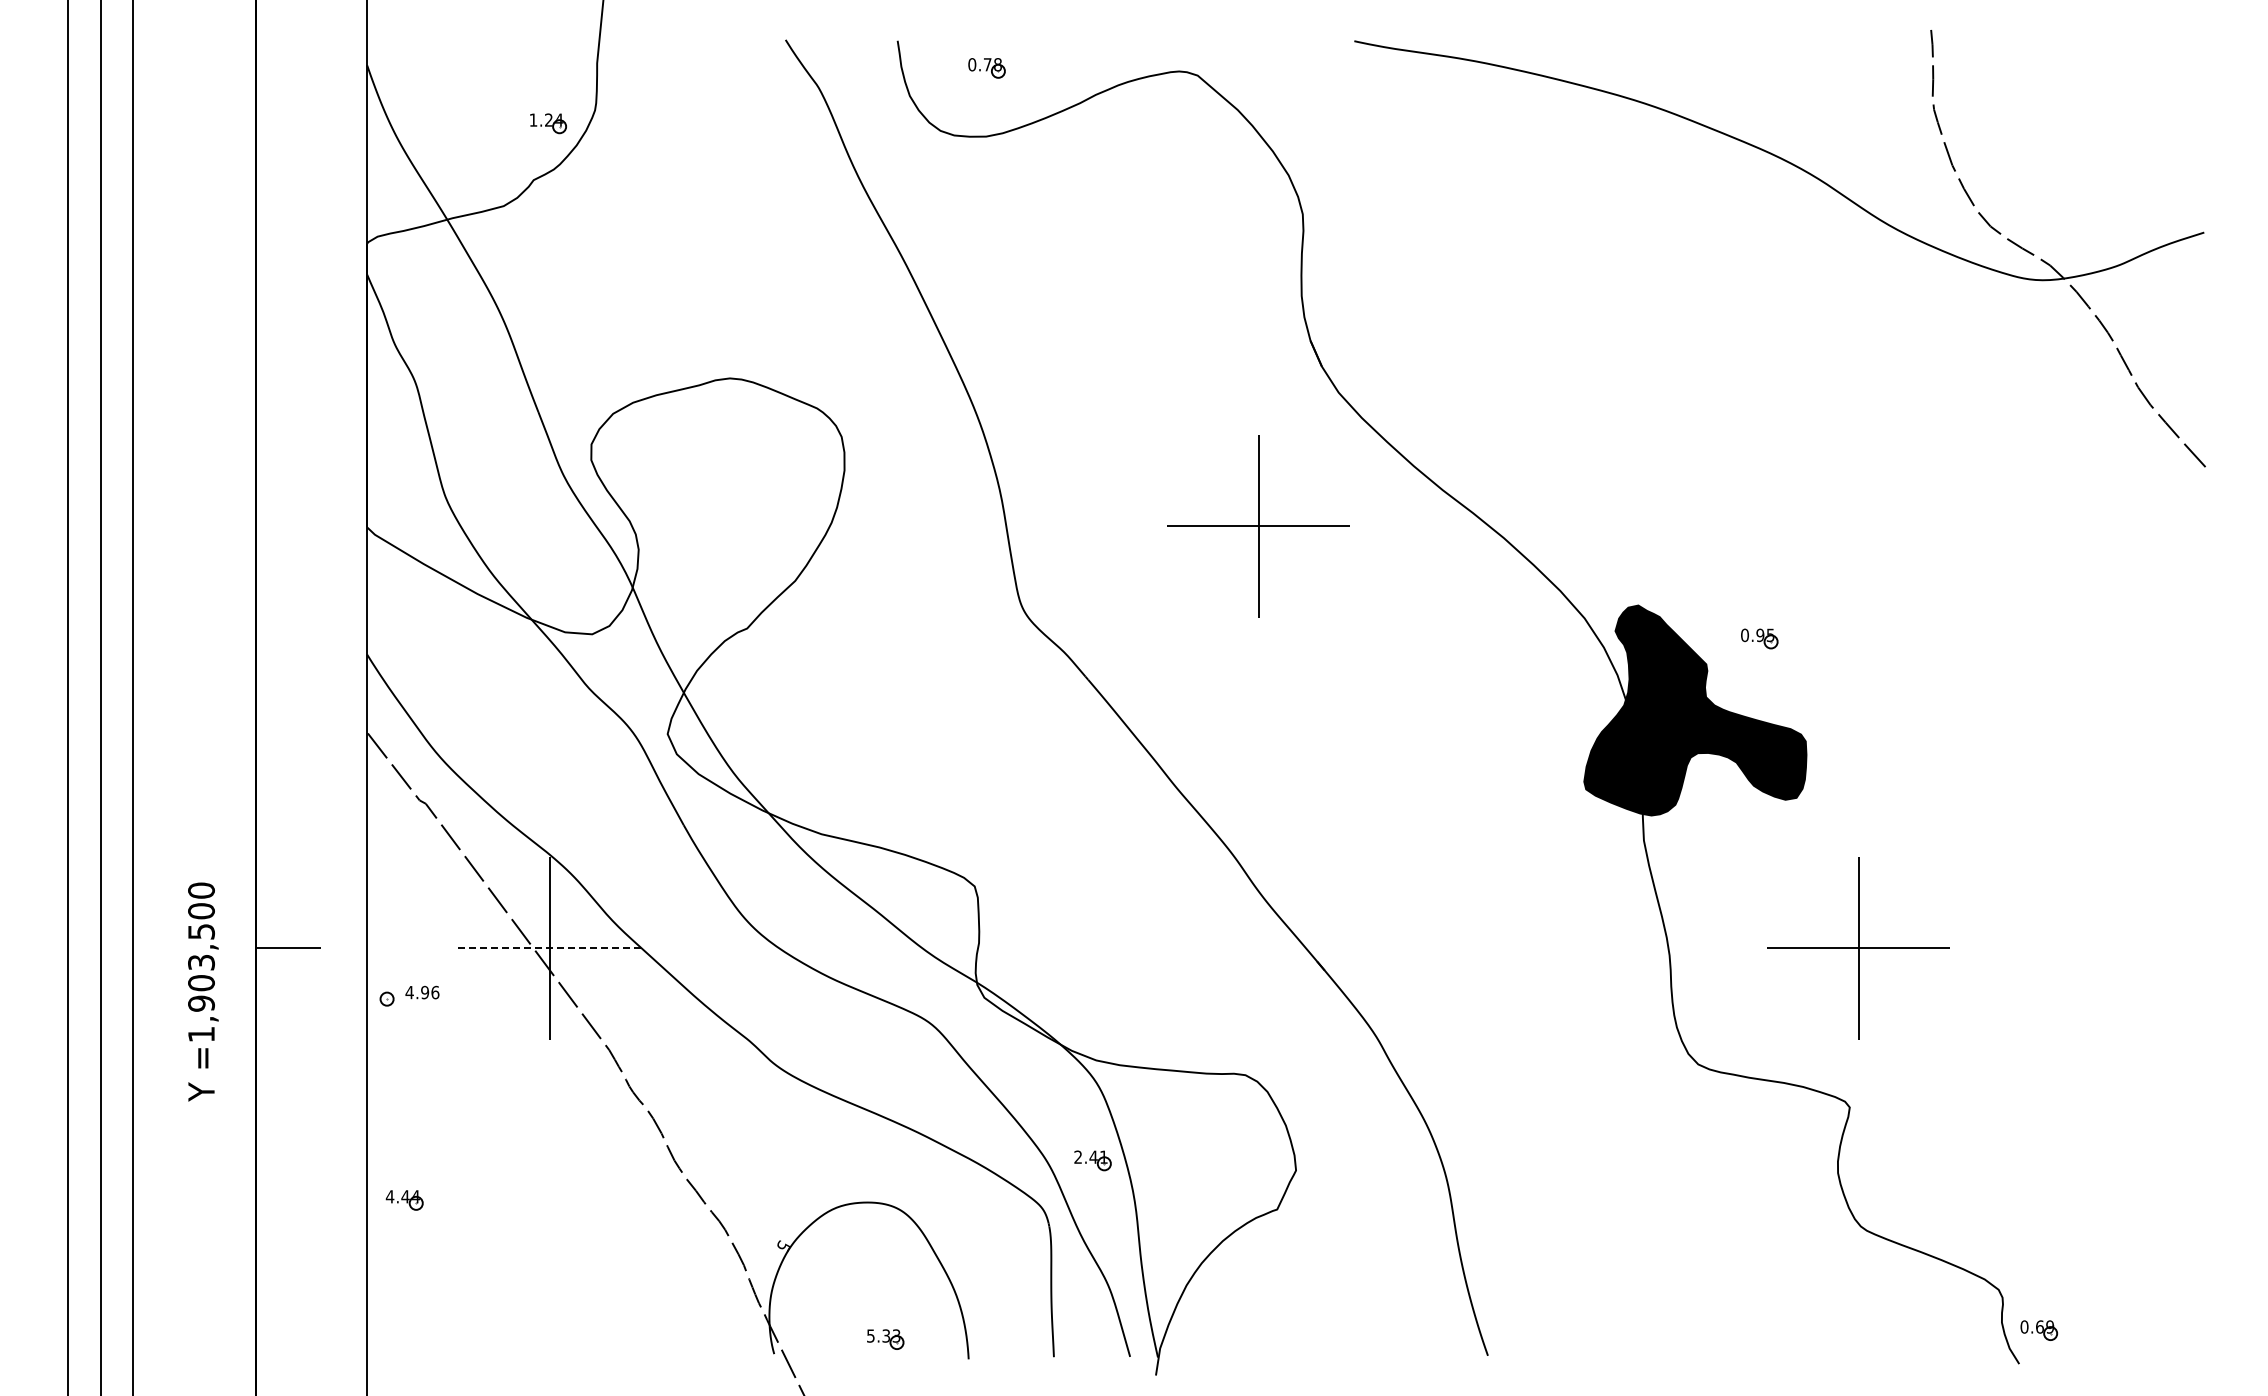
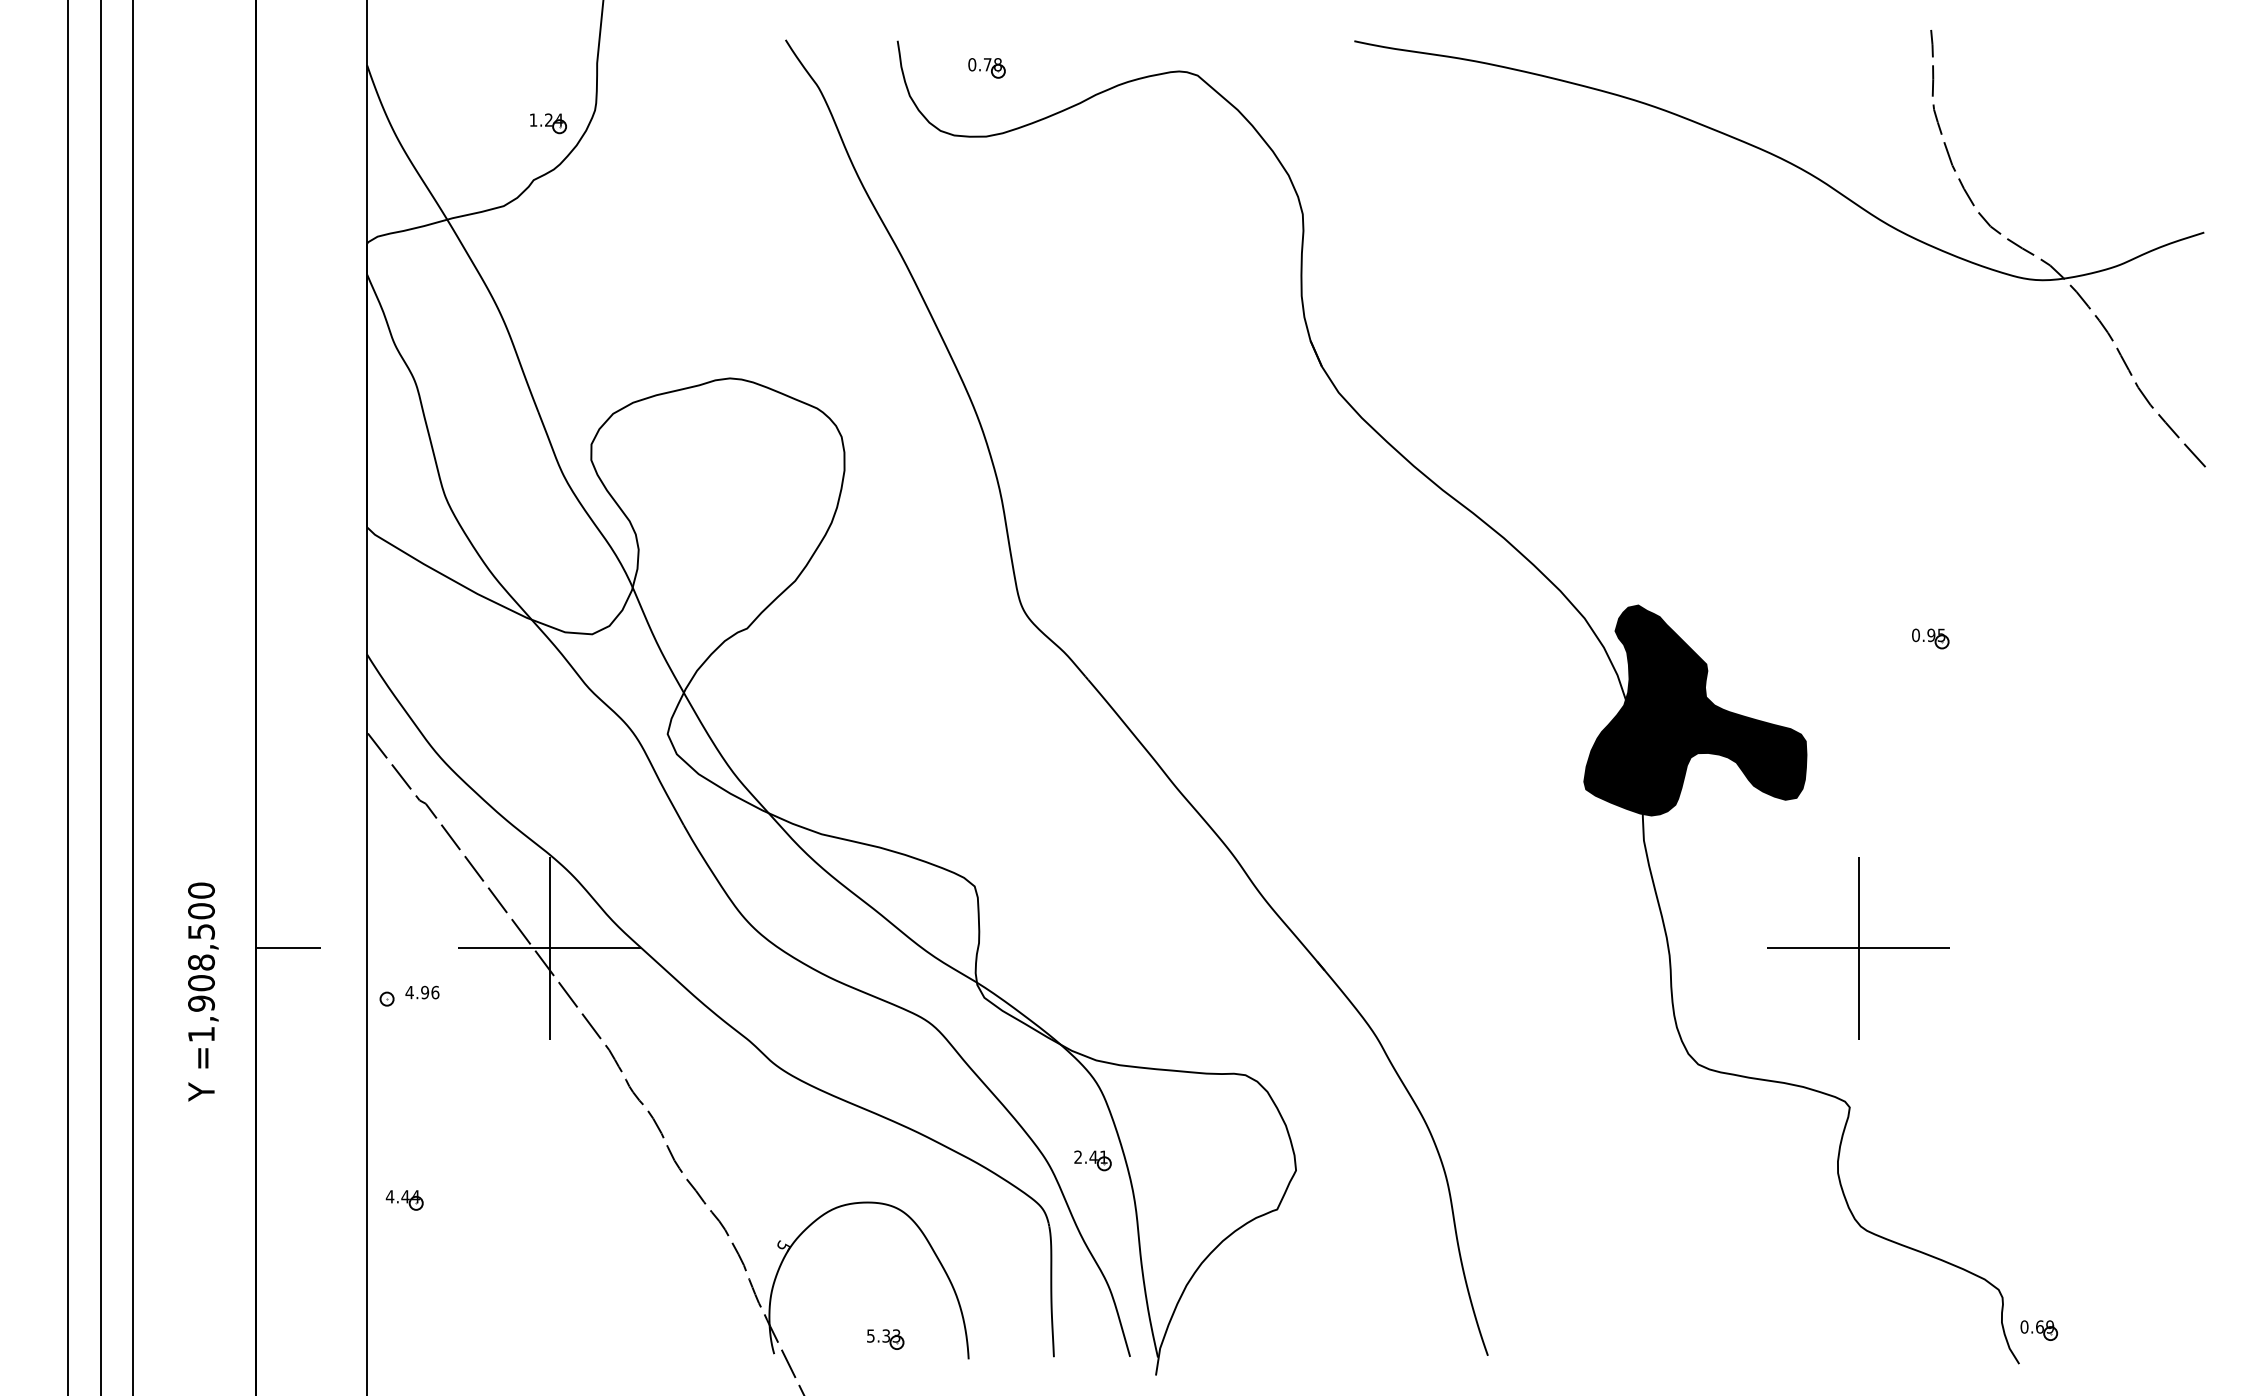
part: present -> none (1258, 526)
part position: (1759, 638) -> (1930, 638) (1930, 638)
line: dashed -> solid (549, 948)
text: =1,903,500 -> =1,908,500 (201, 962)
